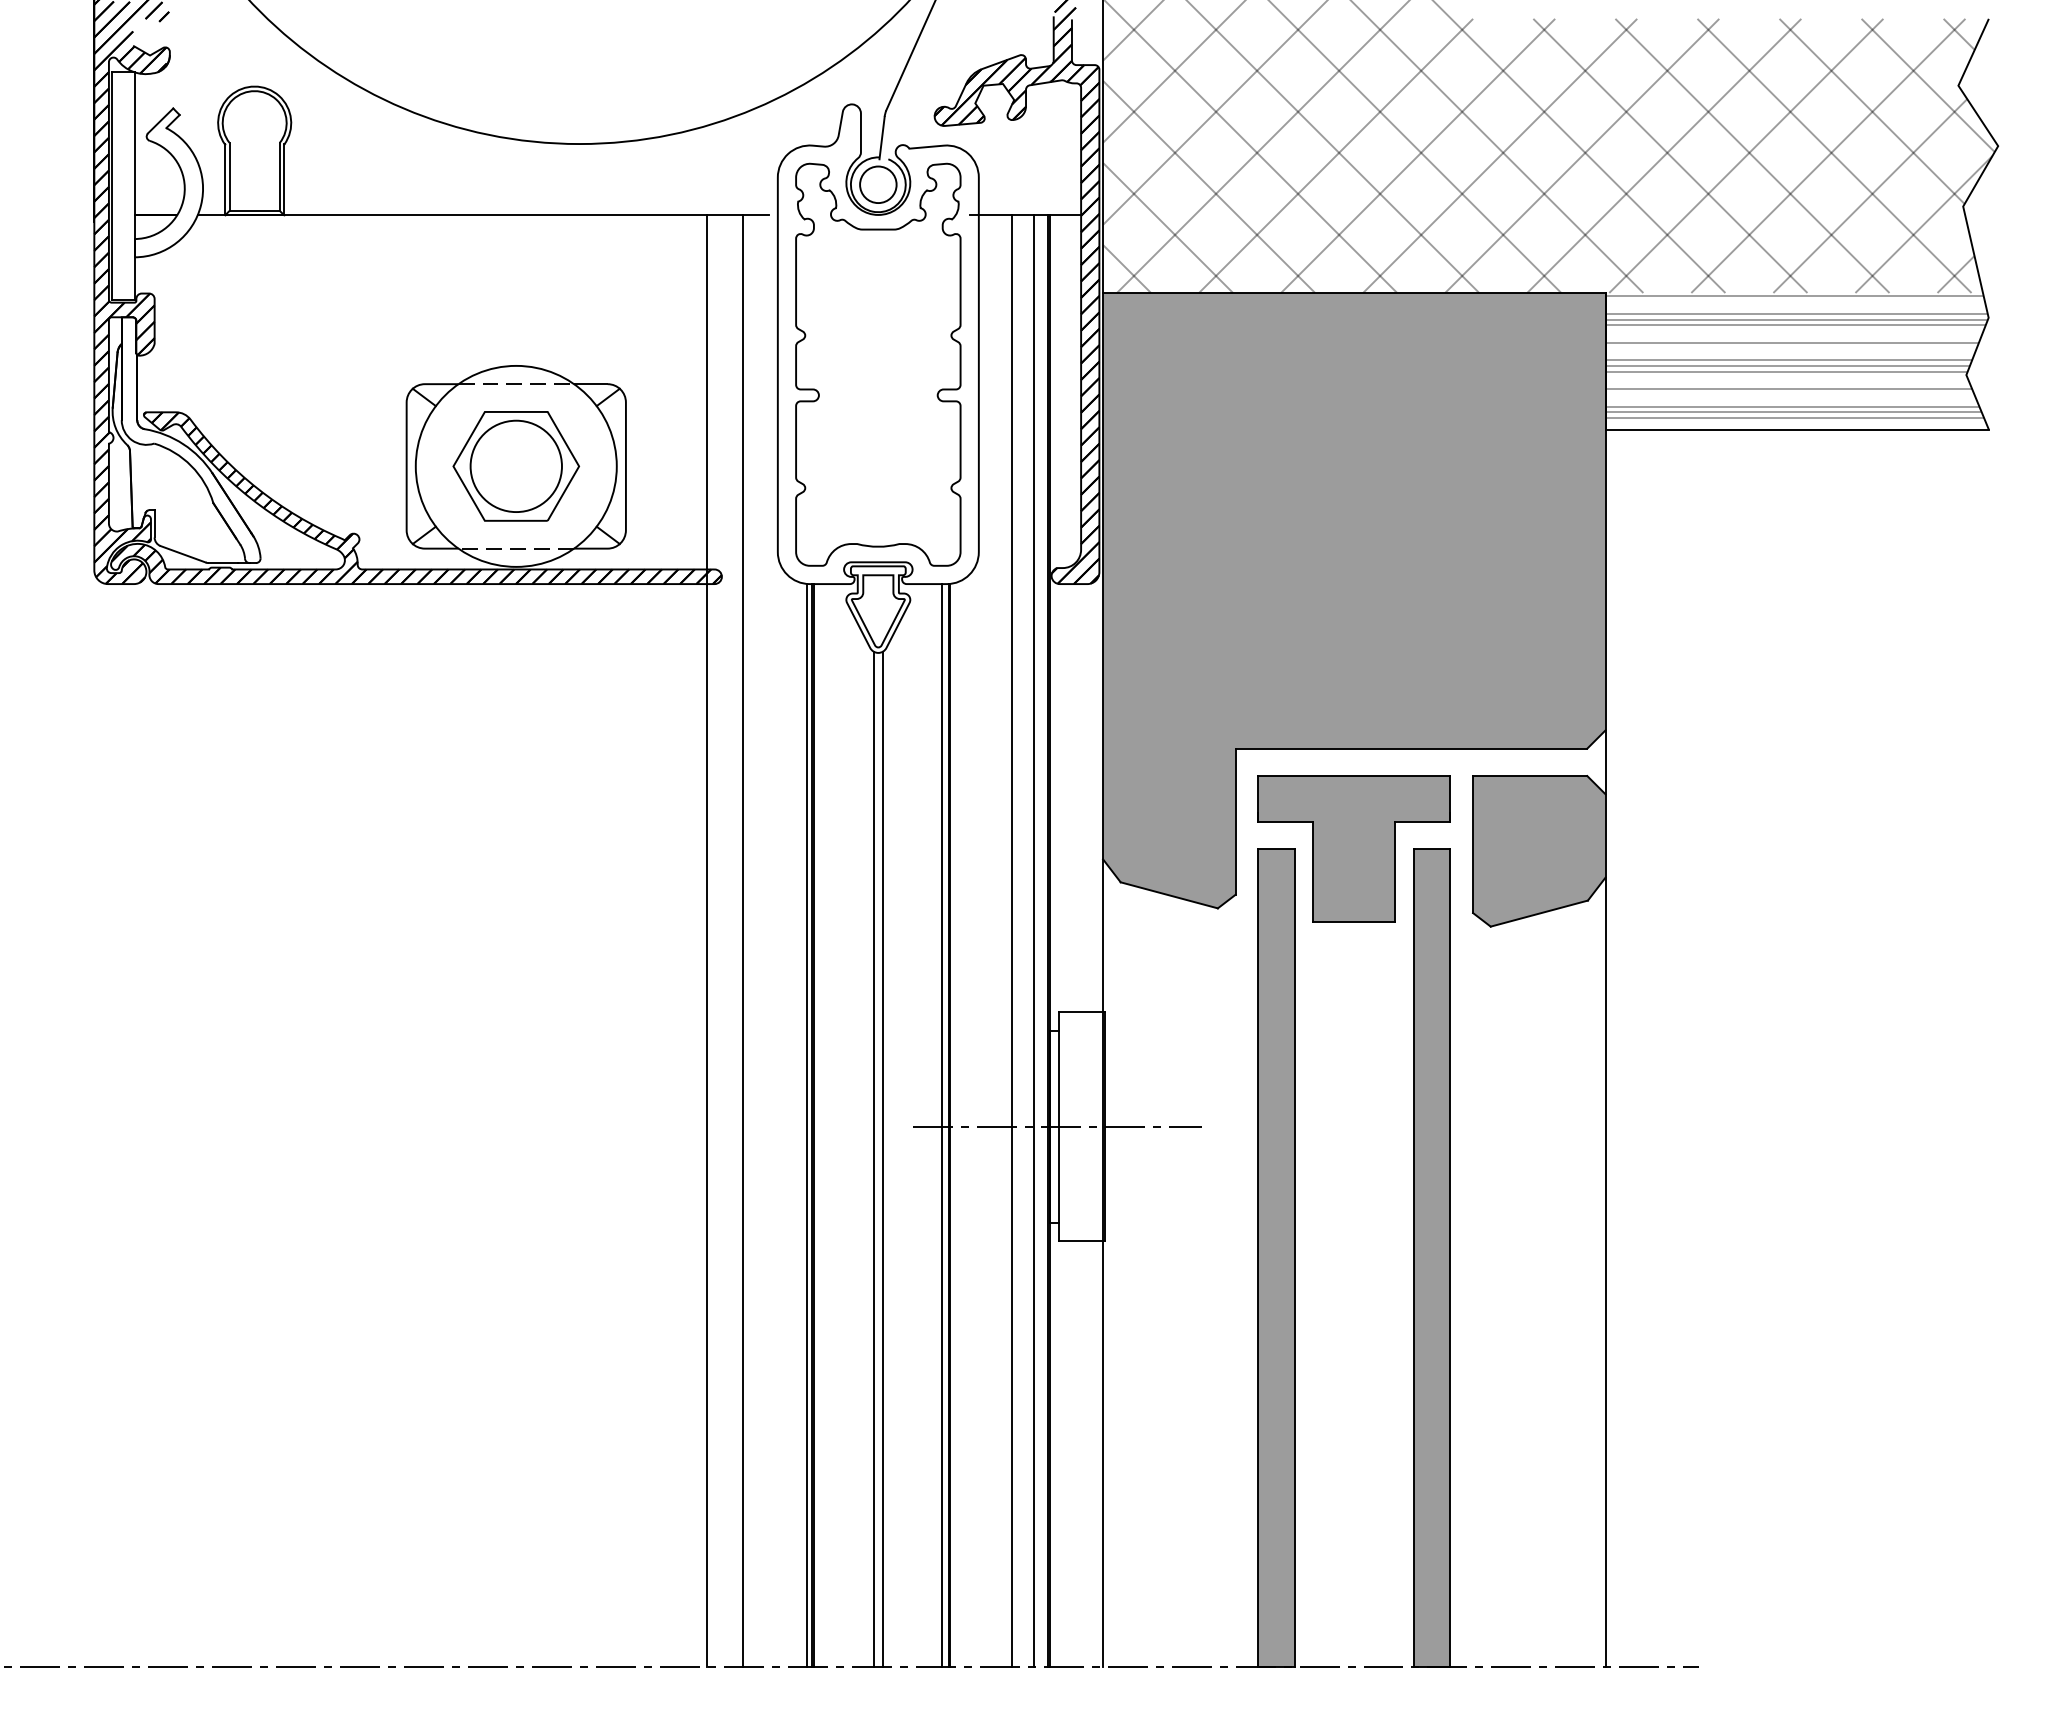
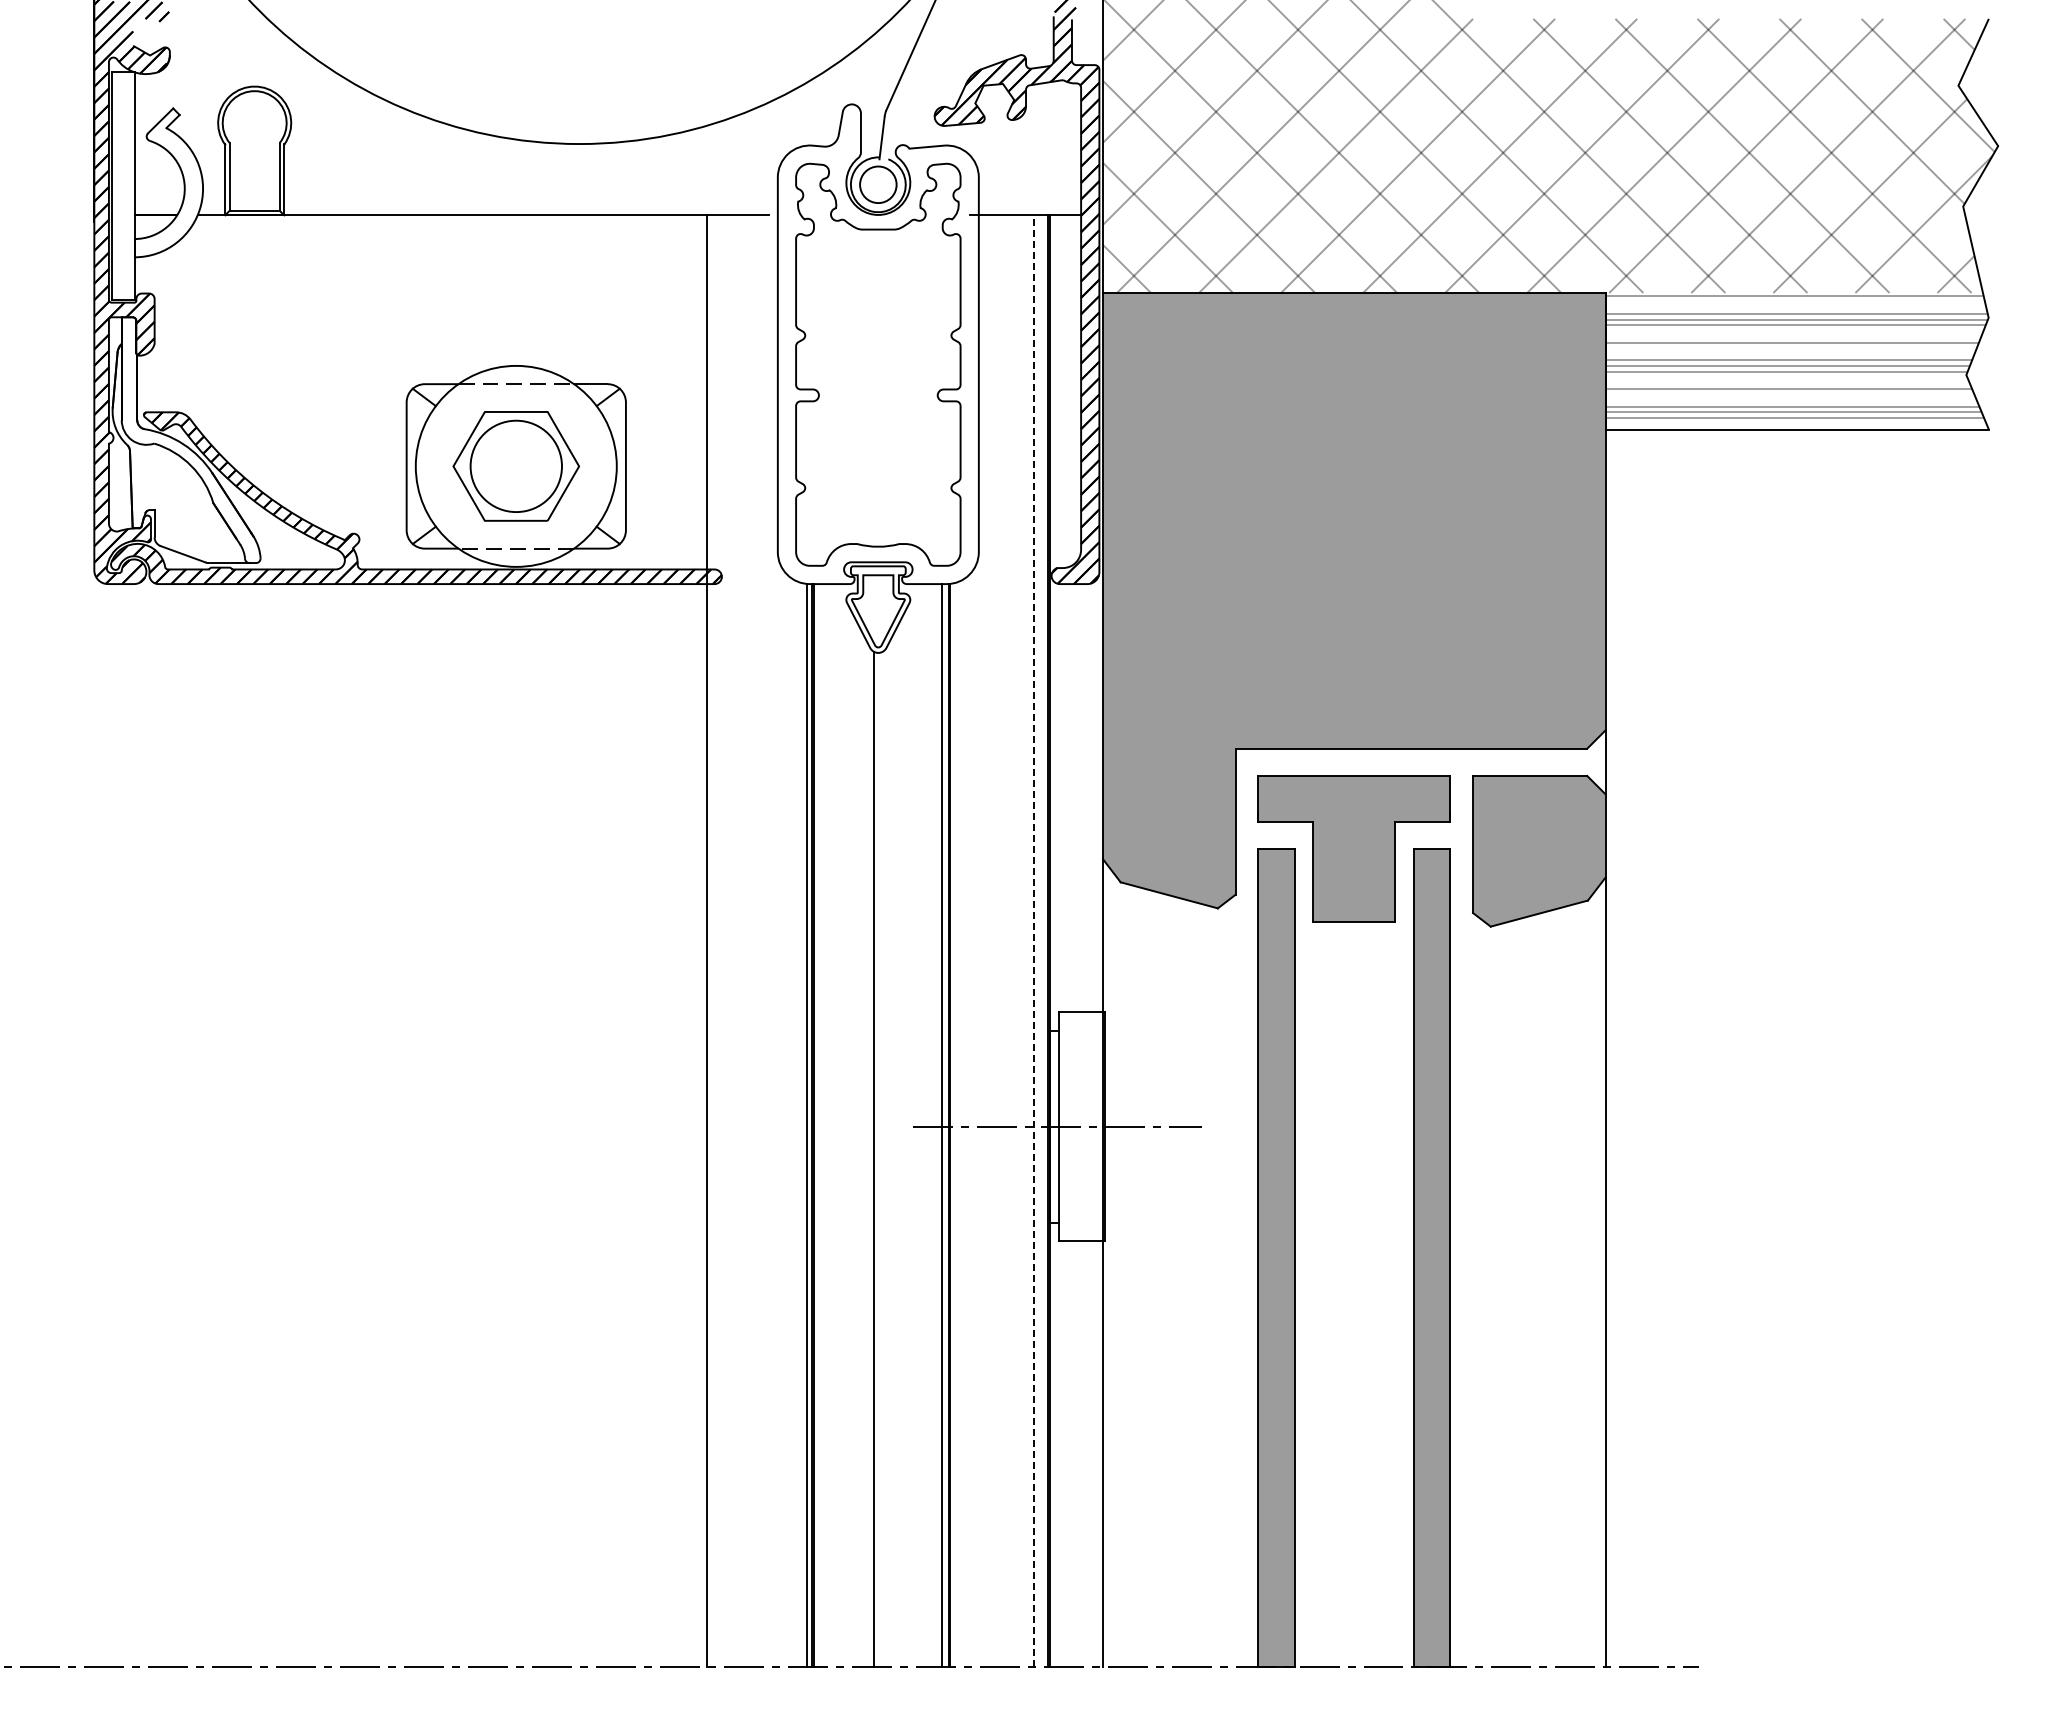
line: present -> none (743, 941)
line: present -> none (1011, 941)
line: solid -> dashed (1034, 941)
line: present -> none (882, 1159)
